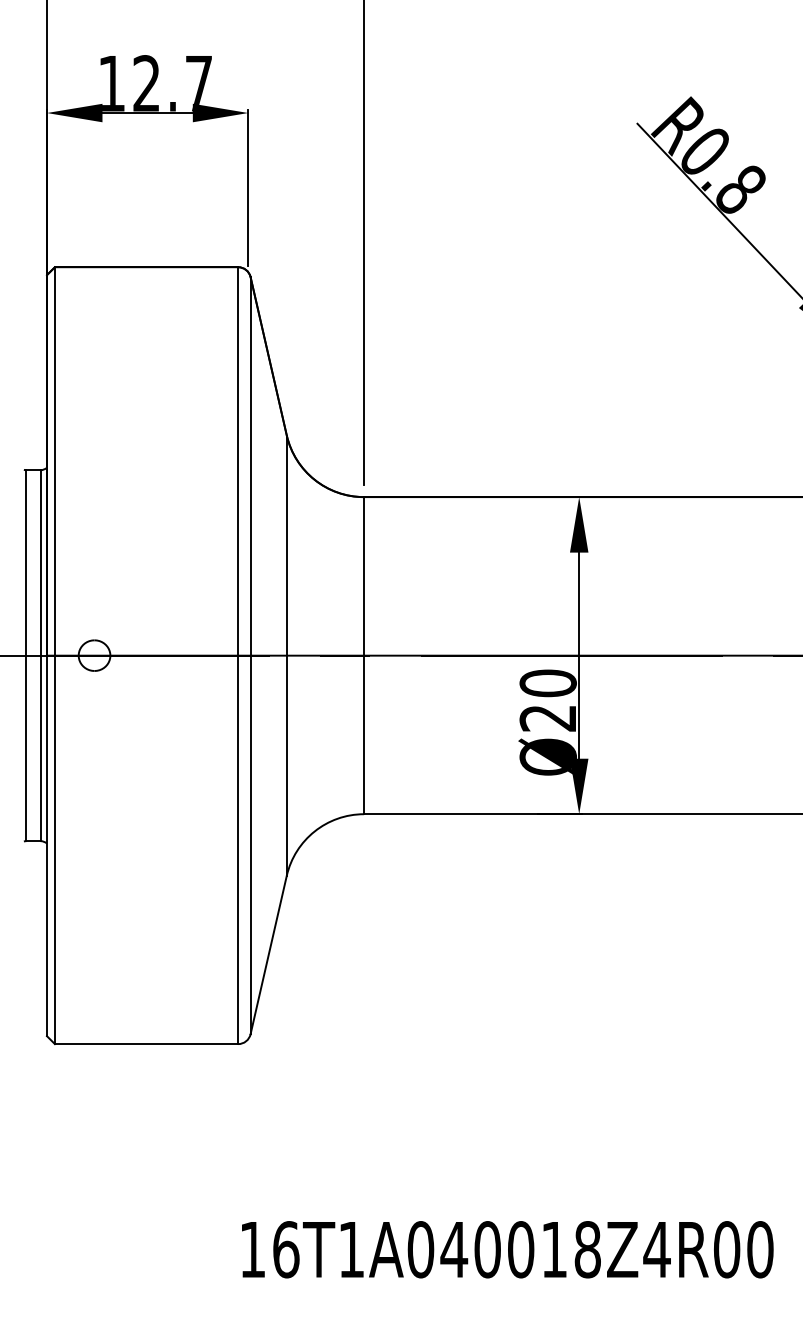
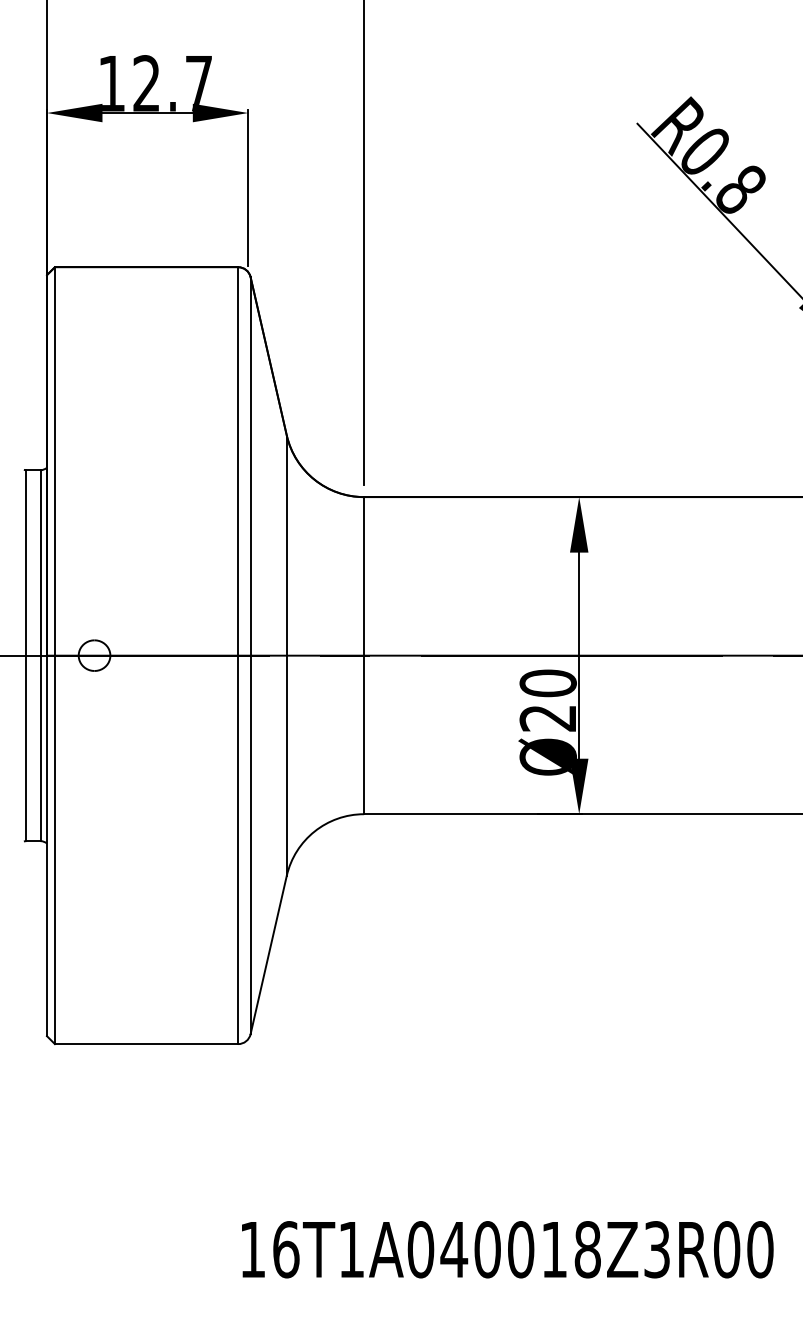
text: 16T1A040018Z4R00 -> 16T1A040018Z3R00 (656, 1249)
